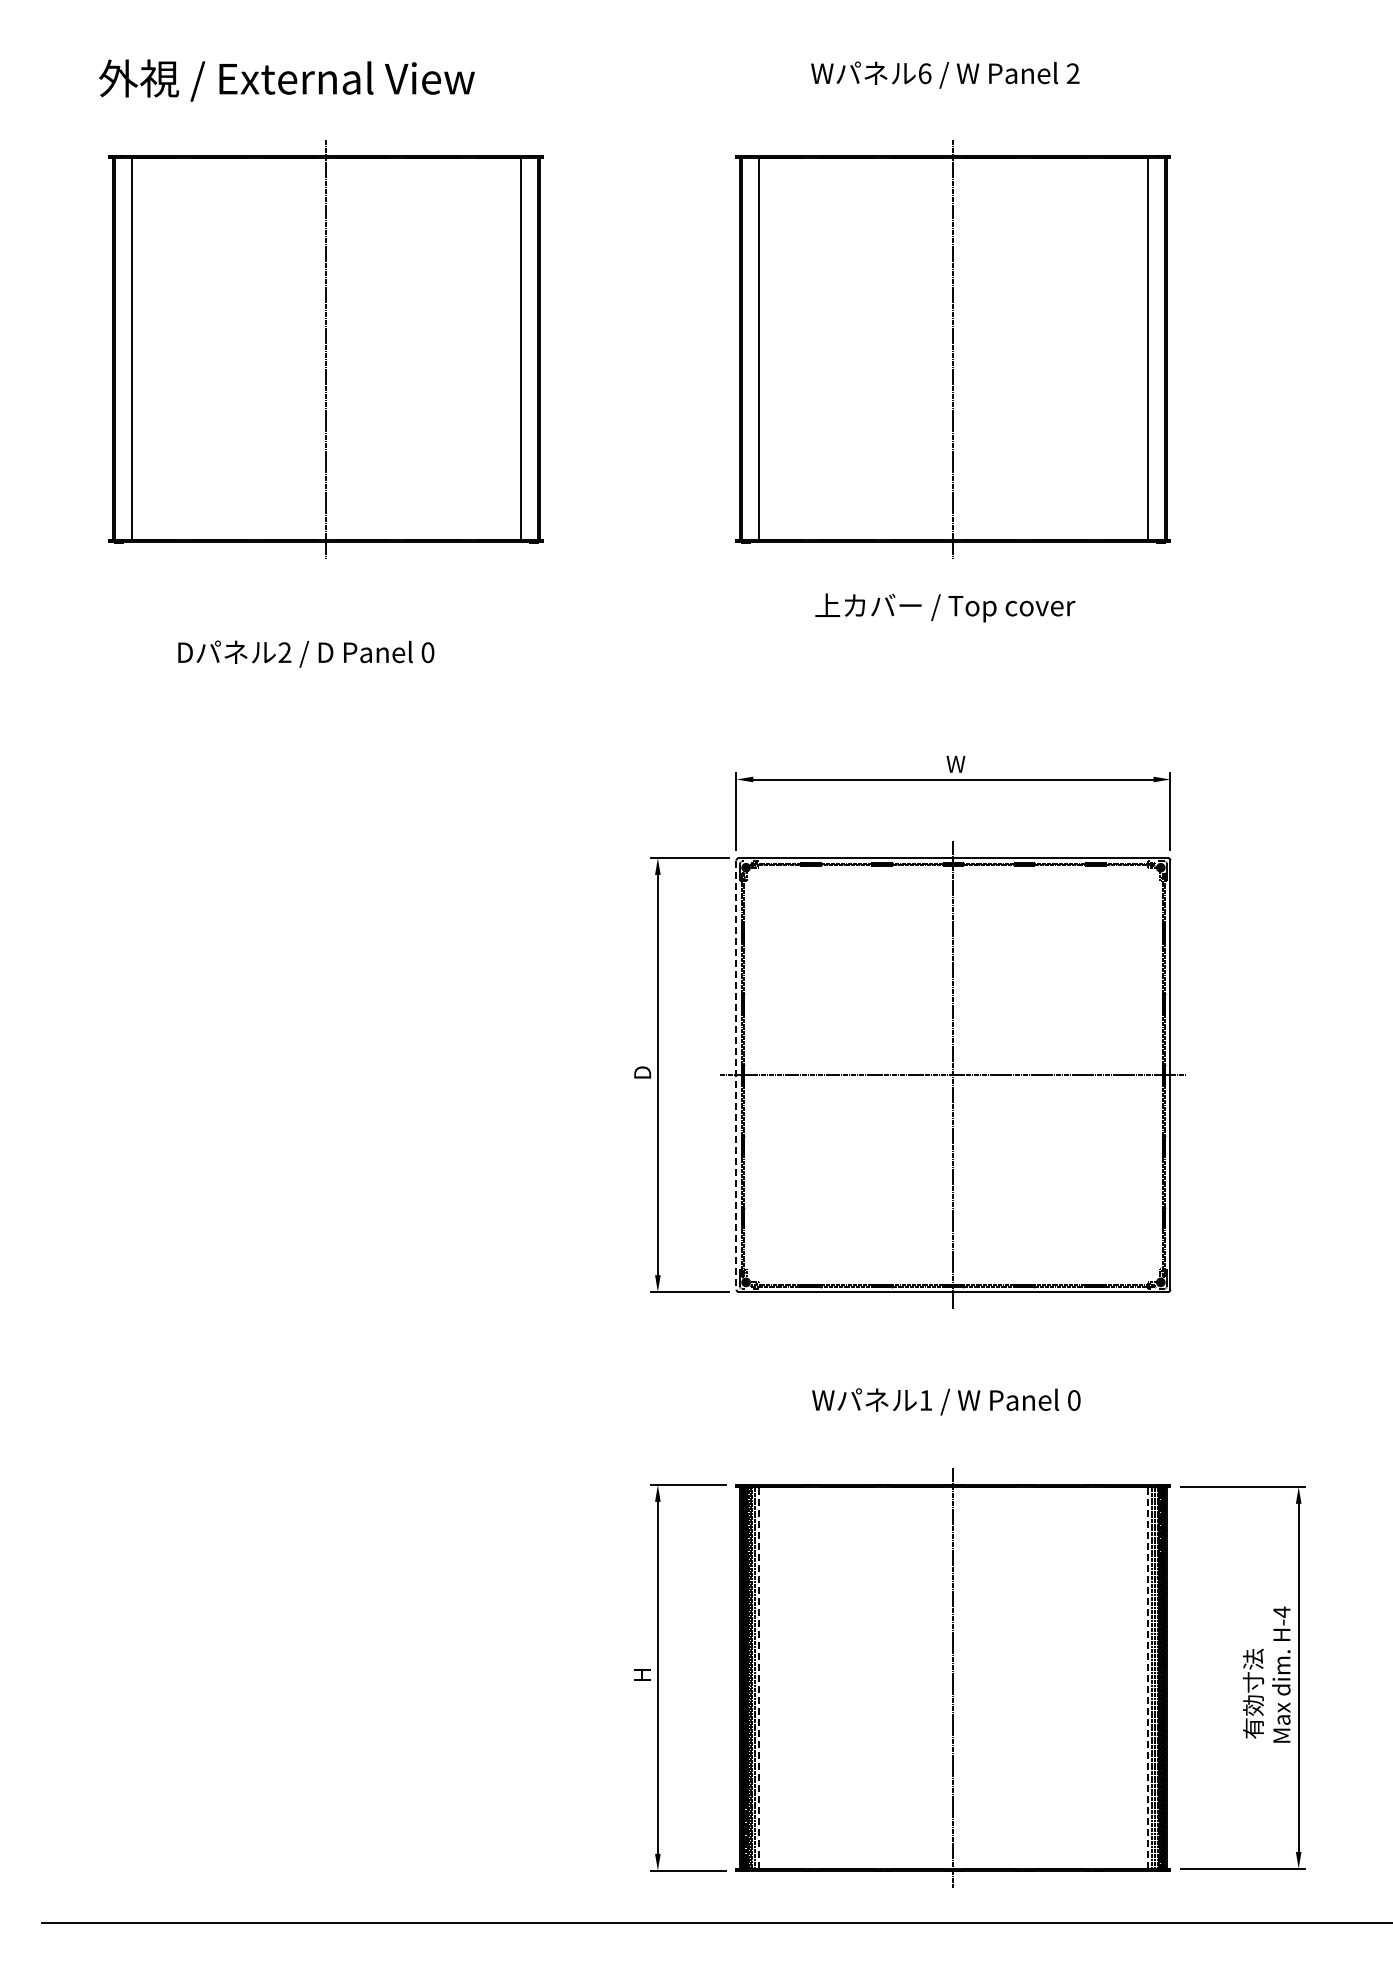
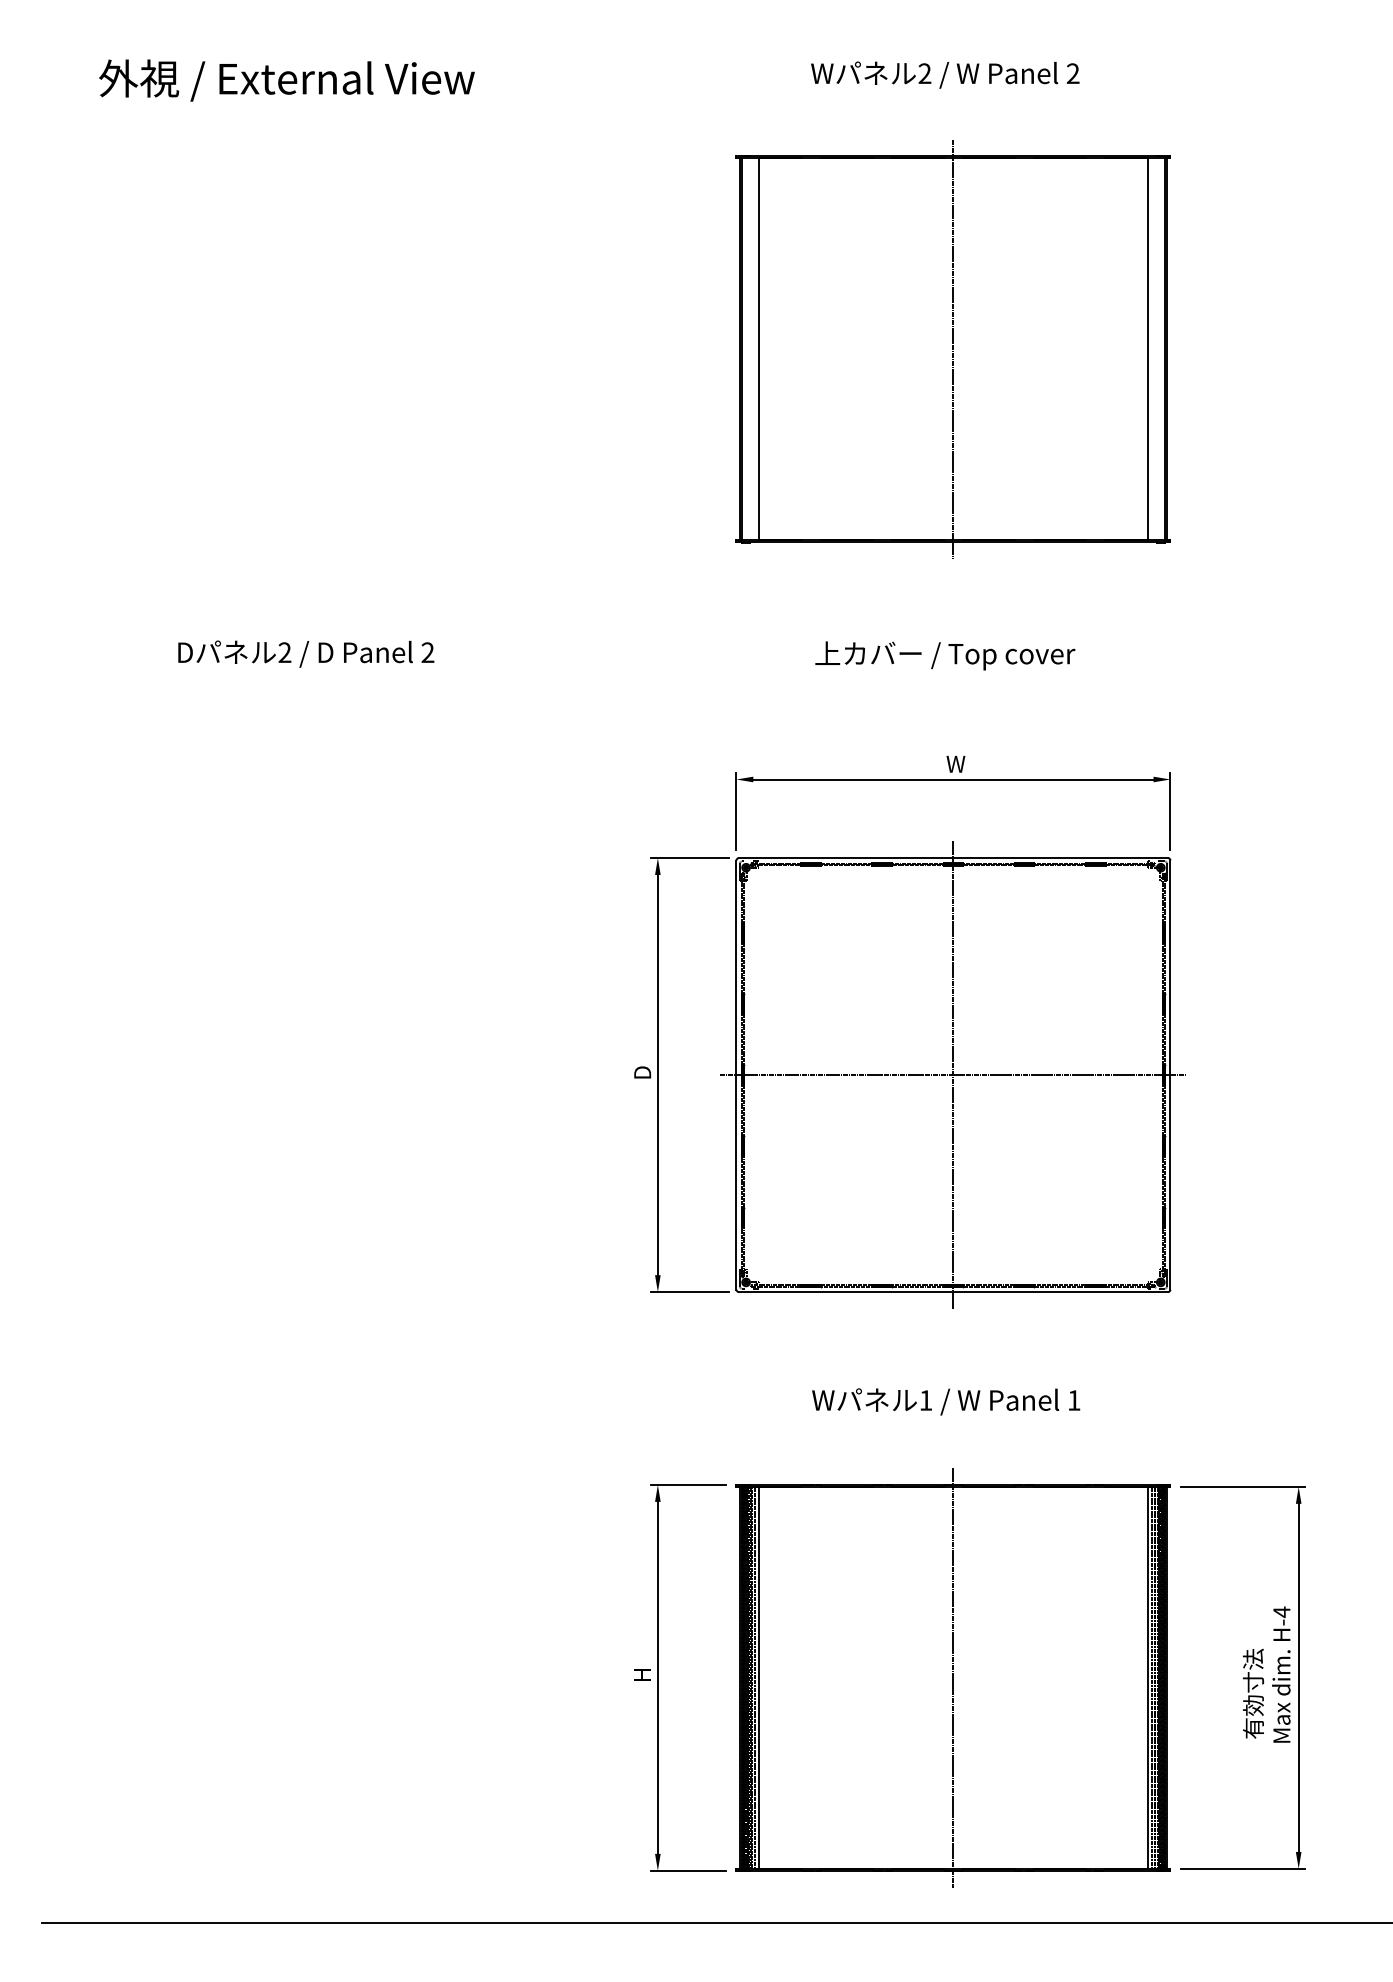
text: 6 -> 2 (924, 73)
part: present -> none (325, 349)
text position: (945, 607) -> (945, 655) (945, 655)
text: 0 -> 2 (427, 652)
line: dashed -> solid (736, 1075)
text: 0 -> 1 (1074, 1400)
line: dashed -> solid (759, 1677)
line: dashed -> solid (1147, 1677)
